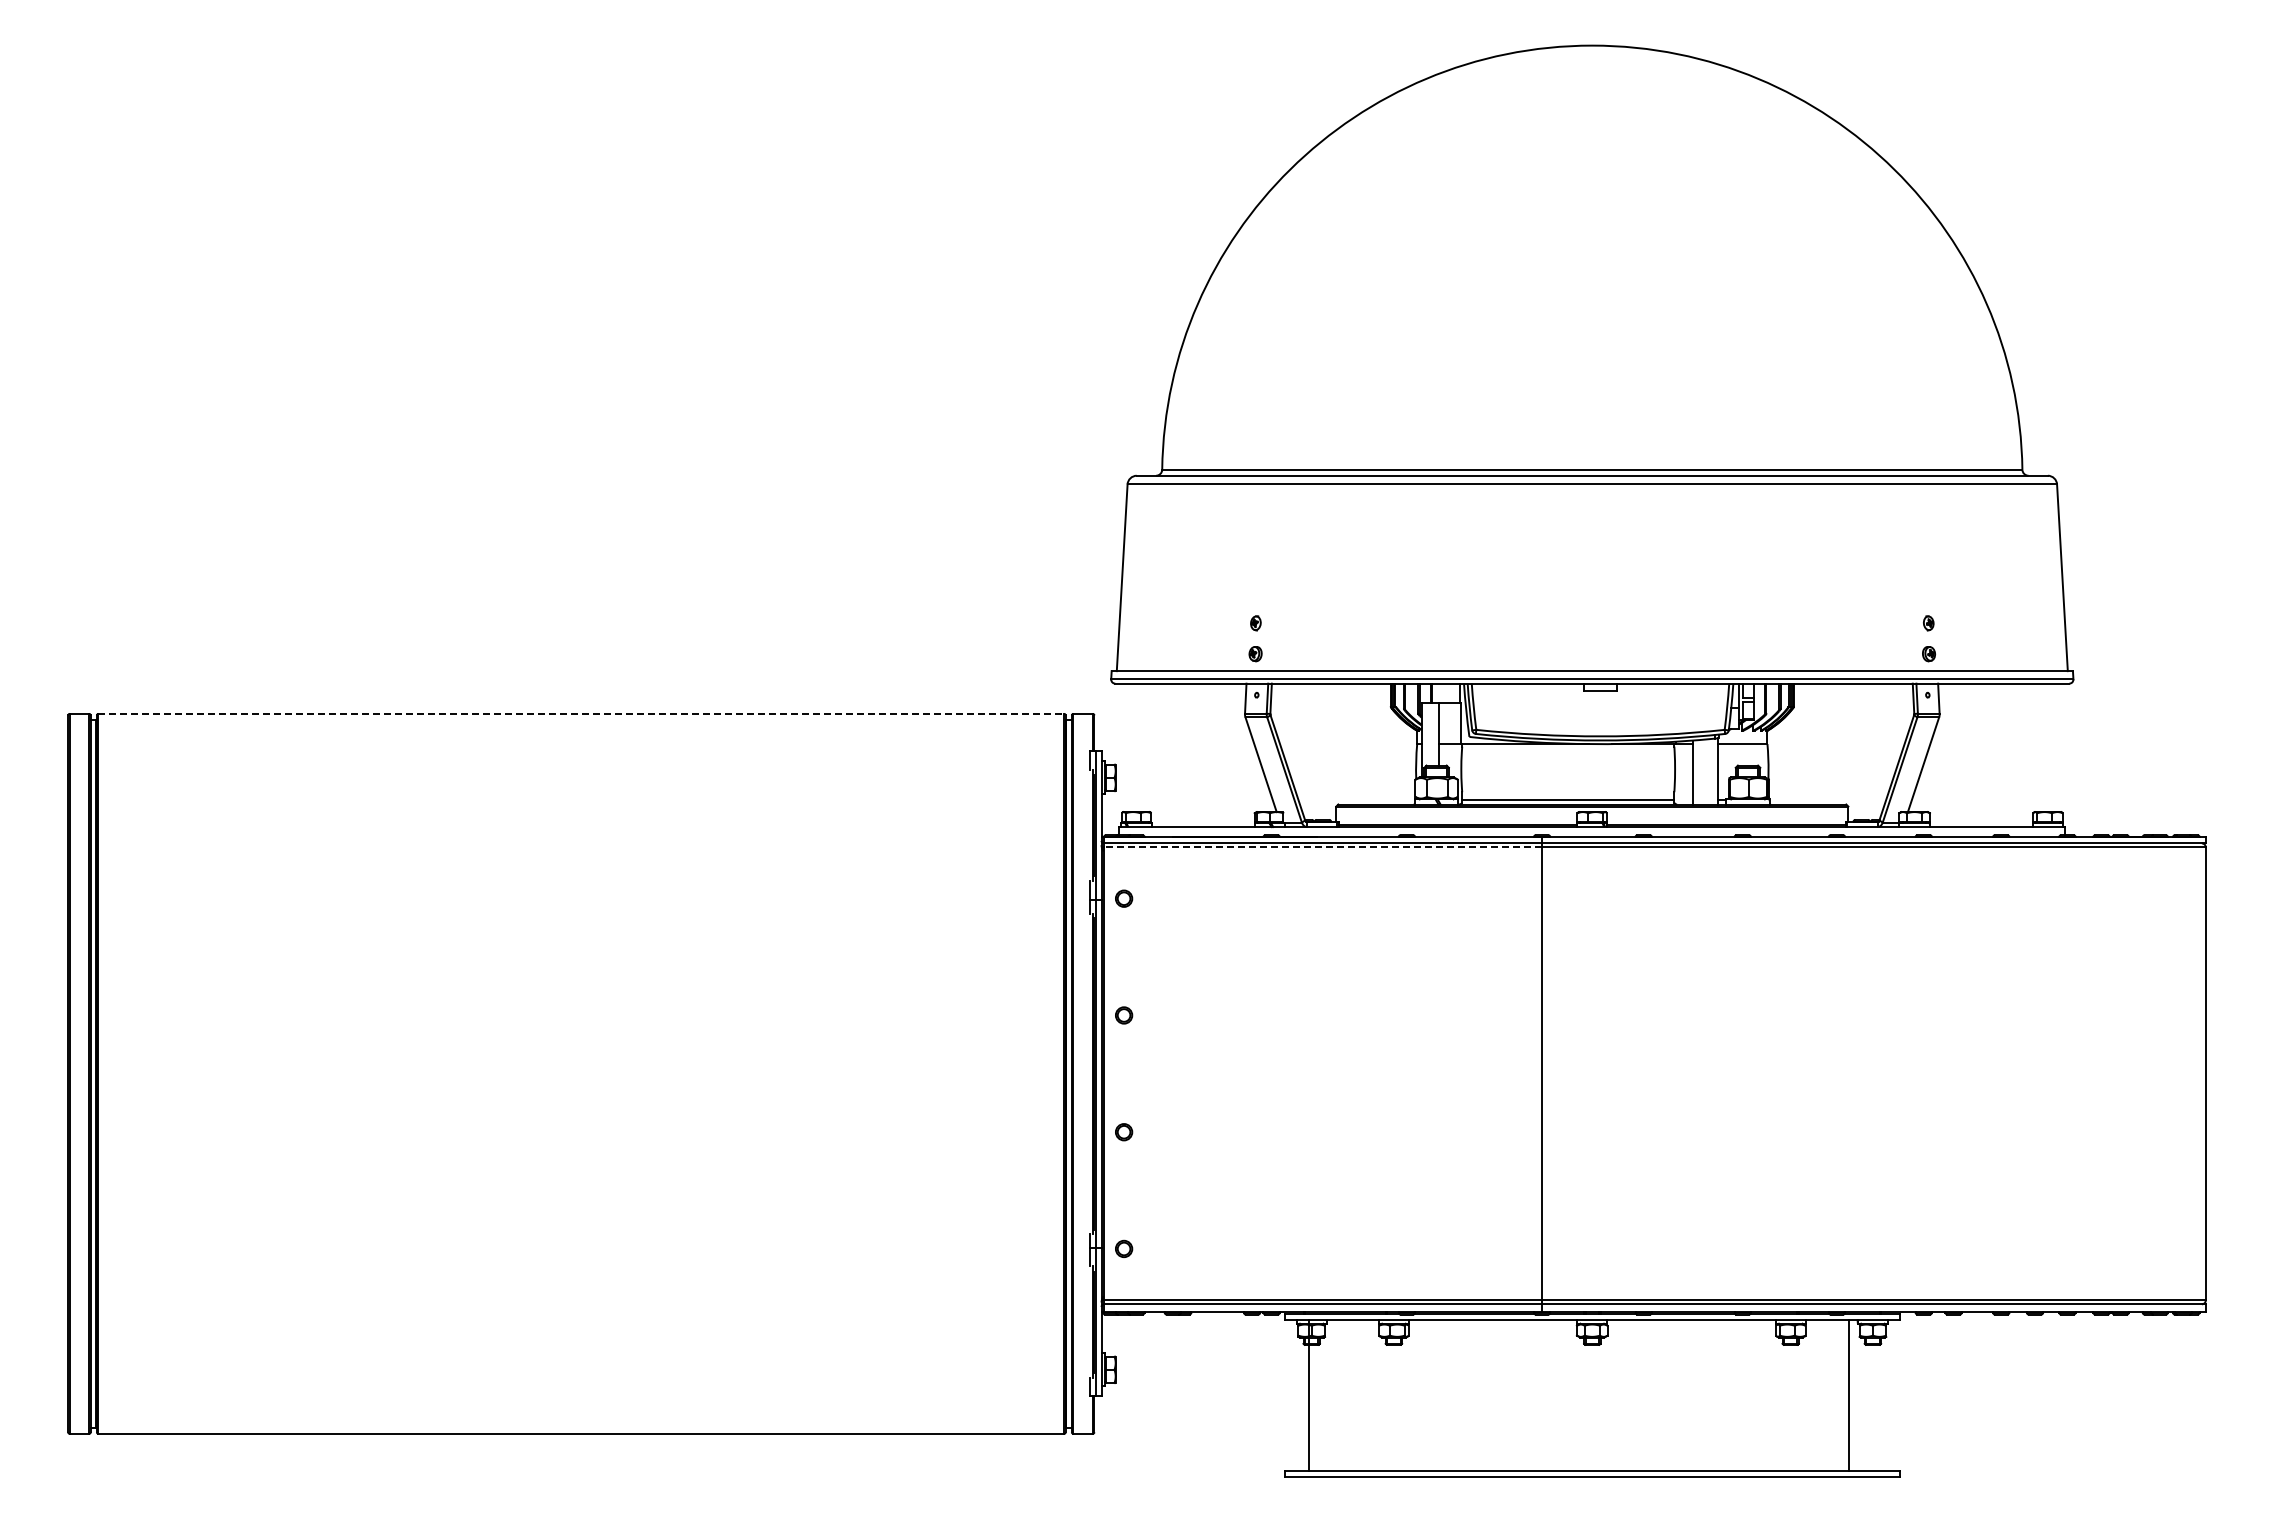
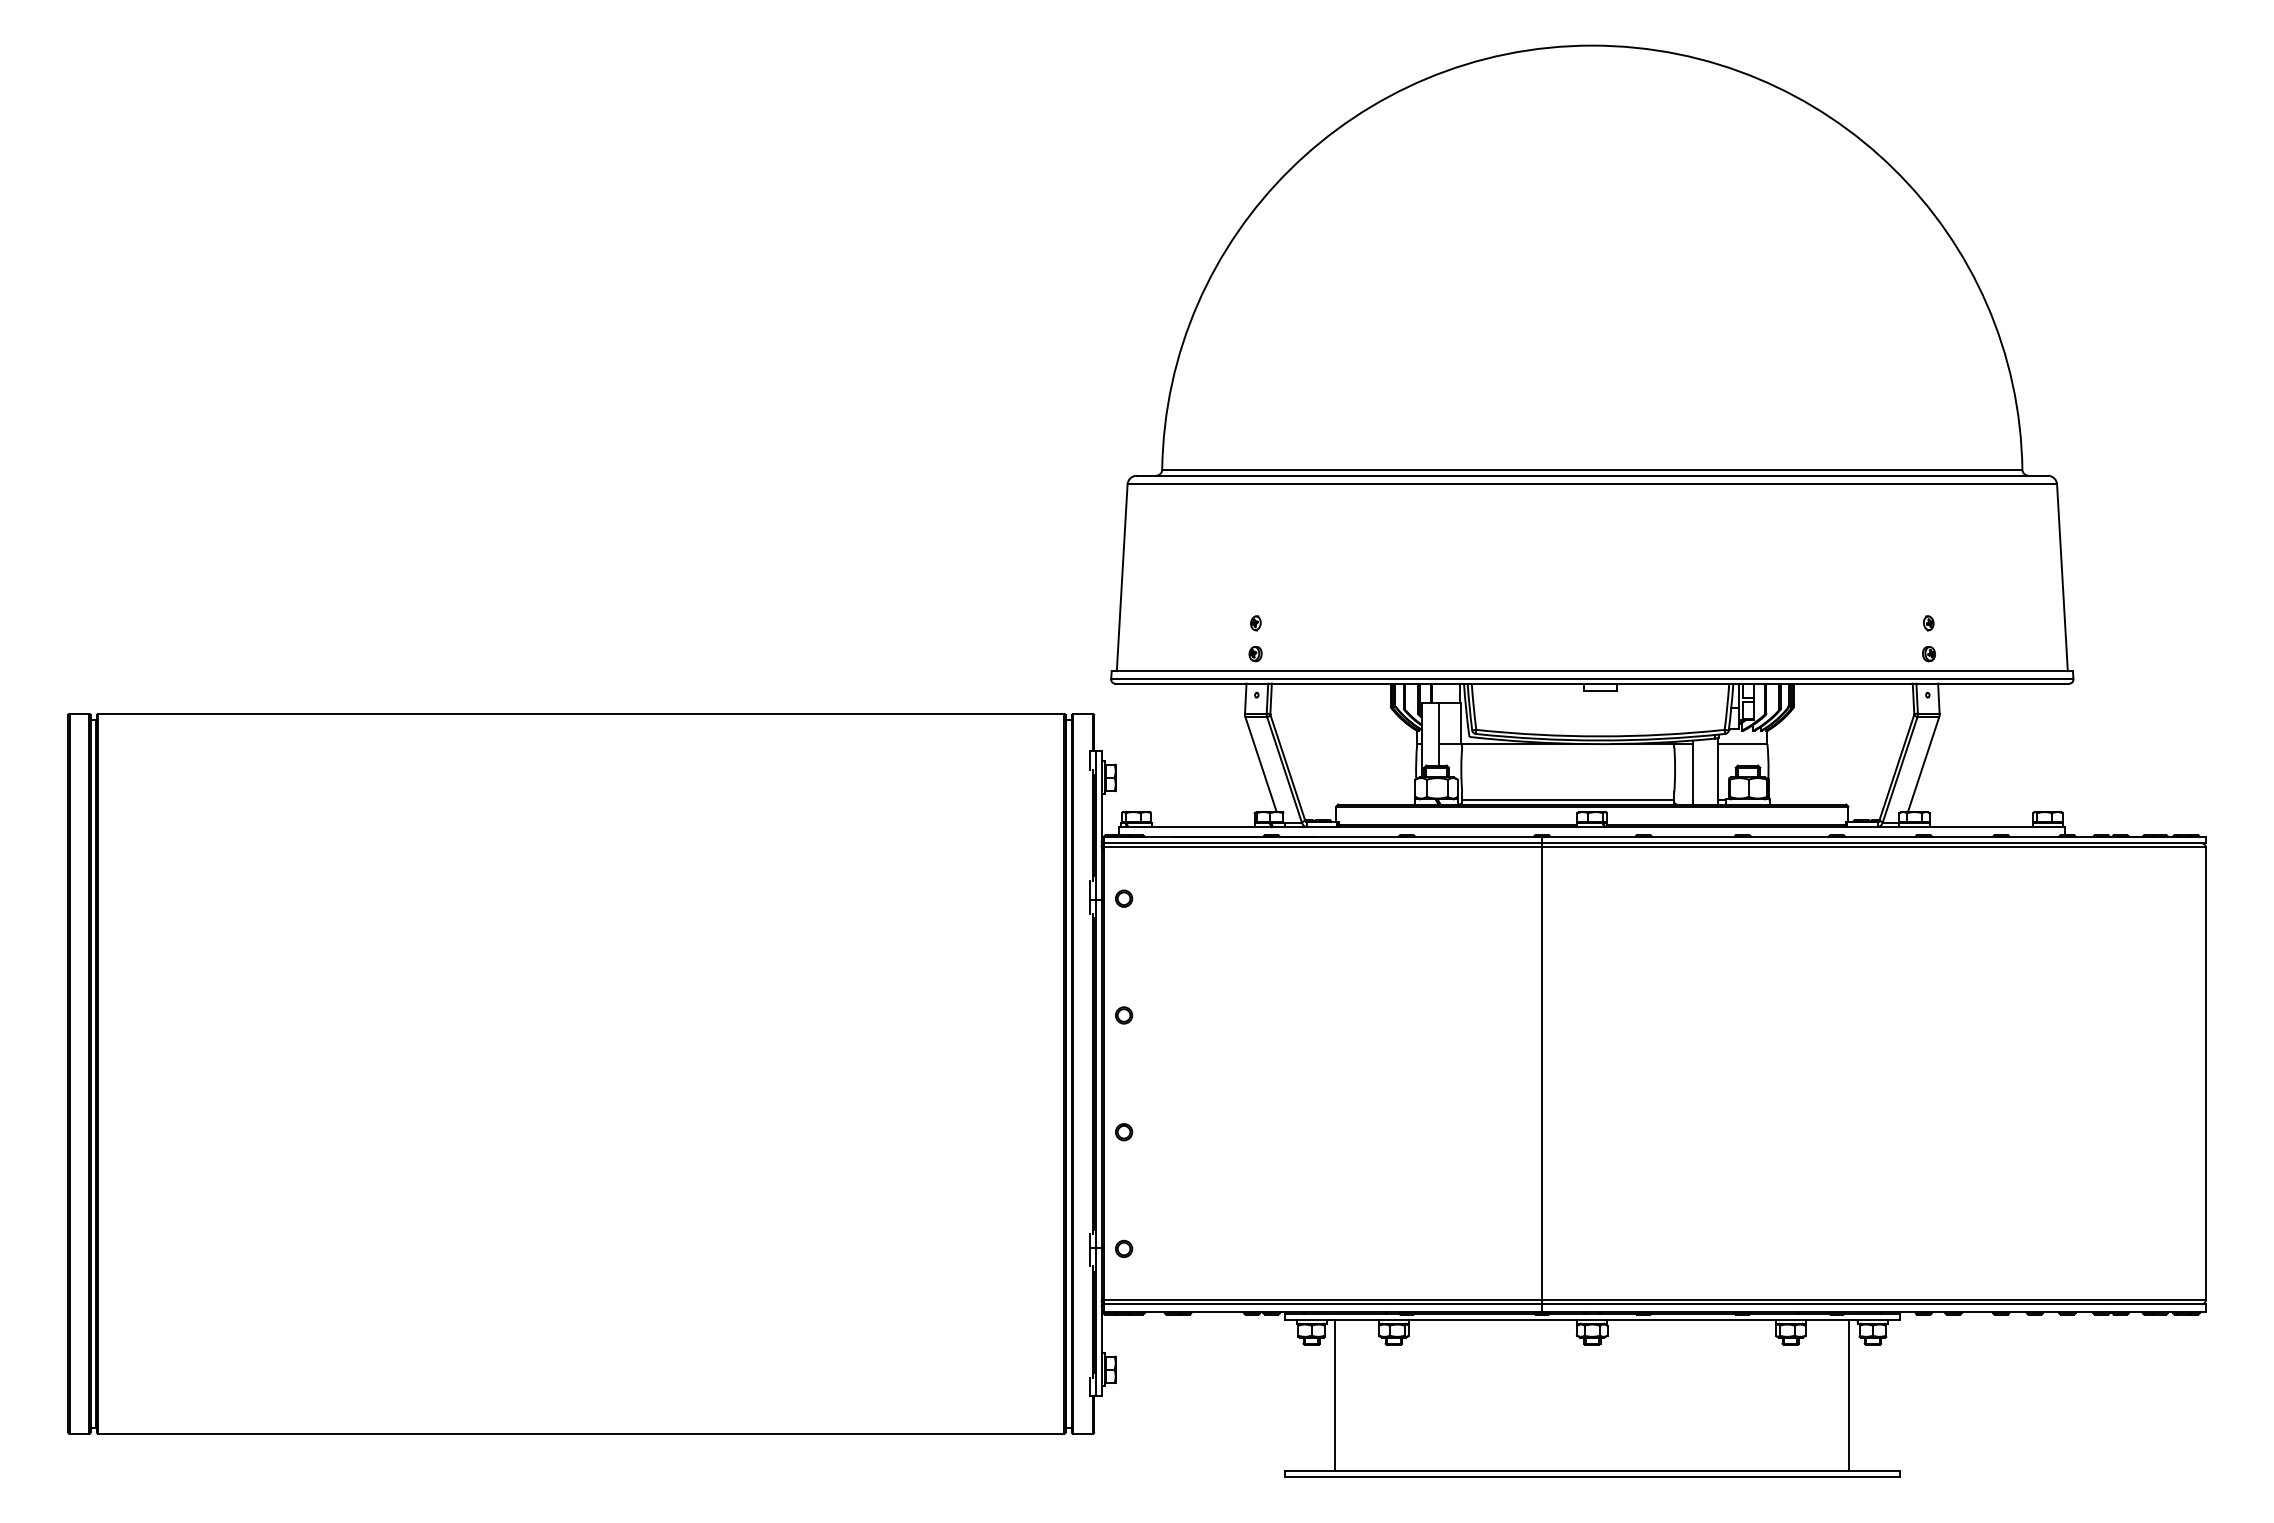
line: dashed -> solid (581, 713)
line: dashed -> solid (1322, 847)
line position: (1309, 1395) -> (1335, 1395) (1335, 1395)
